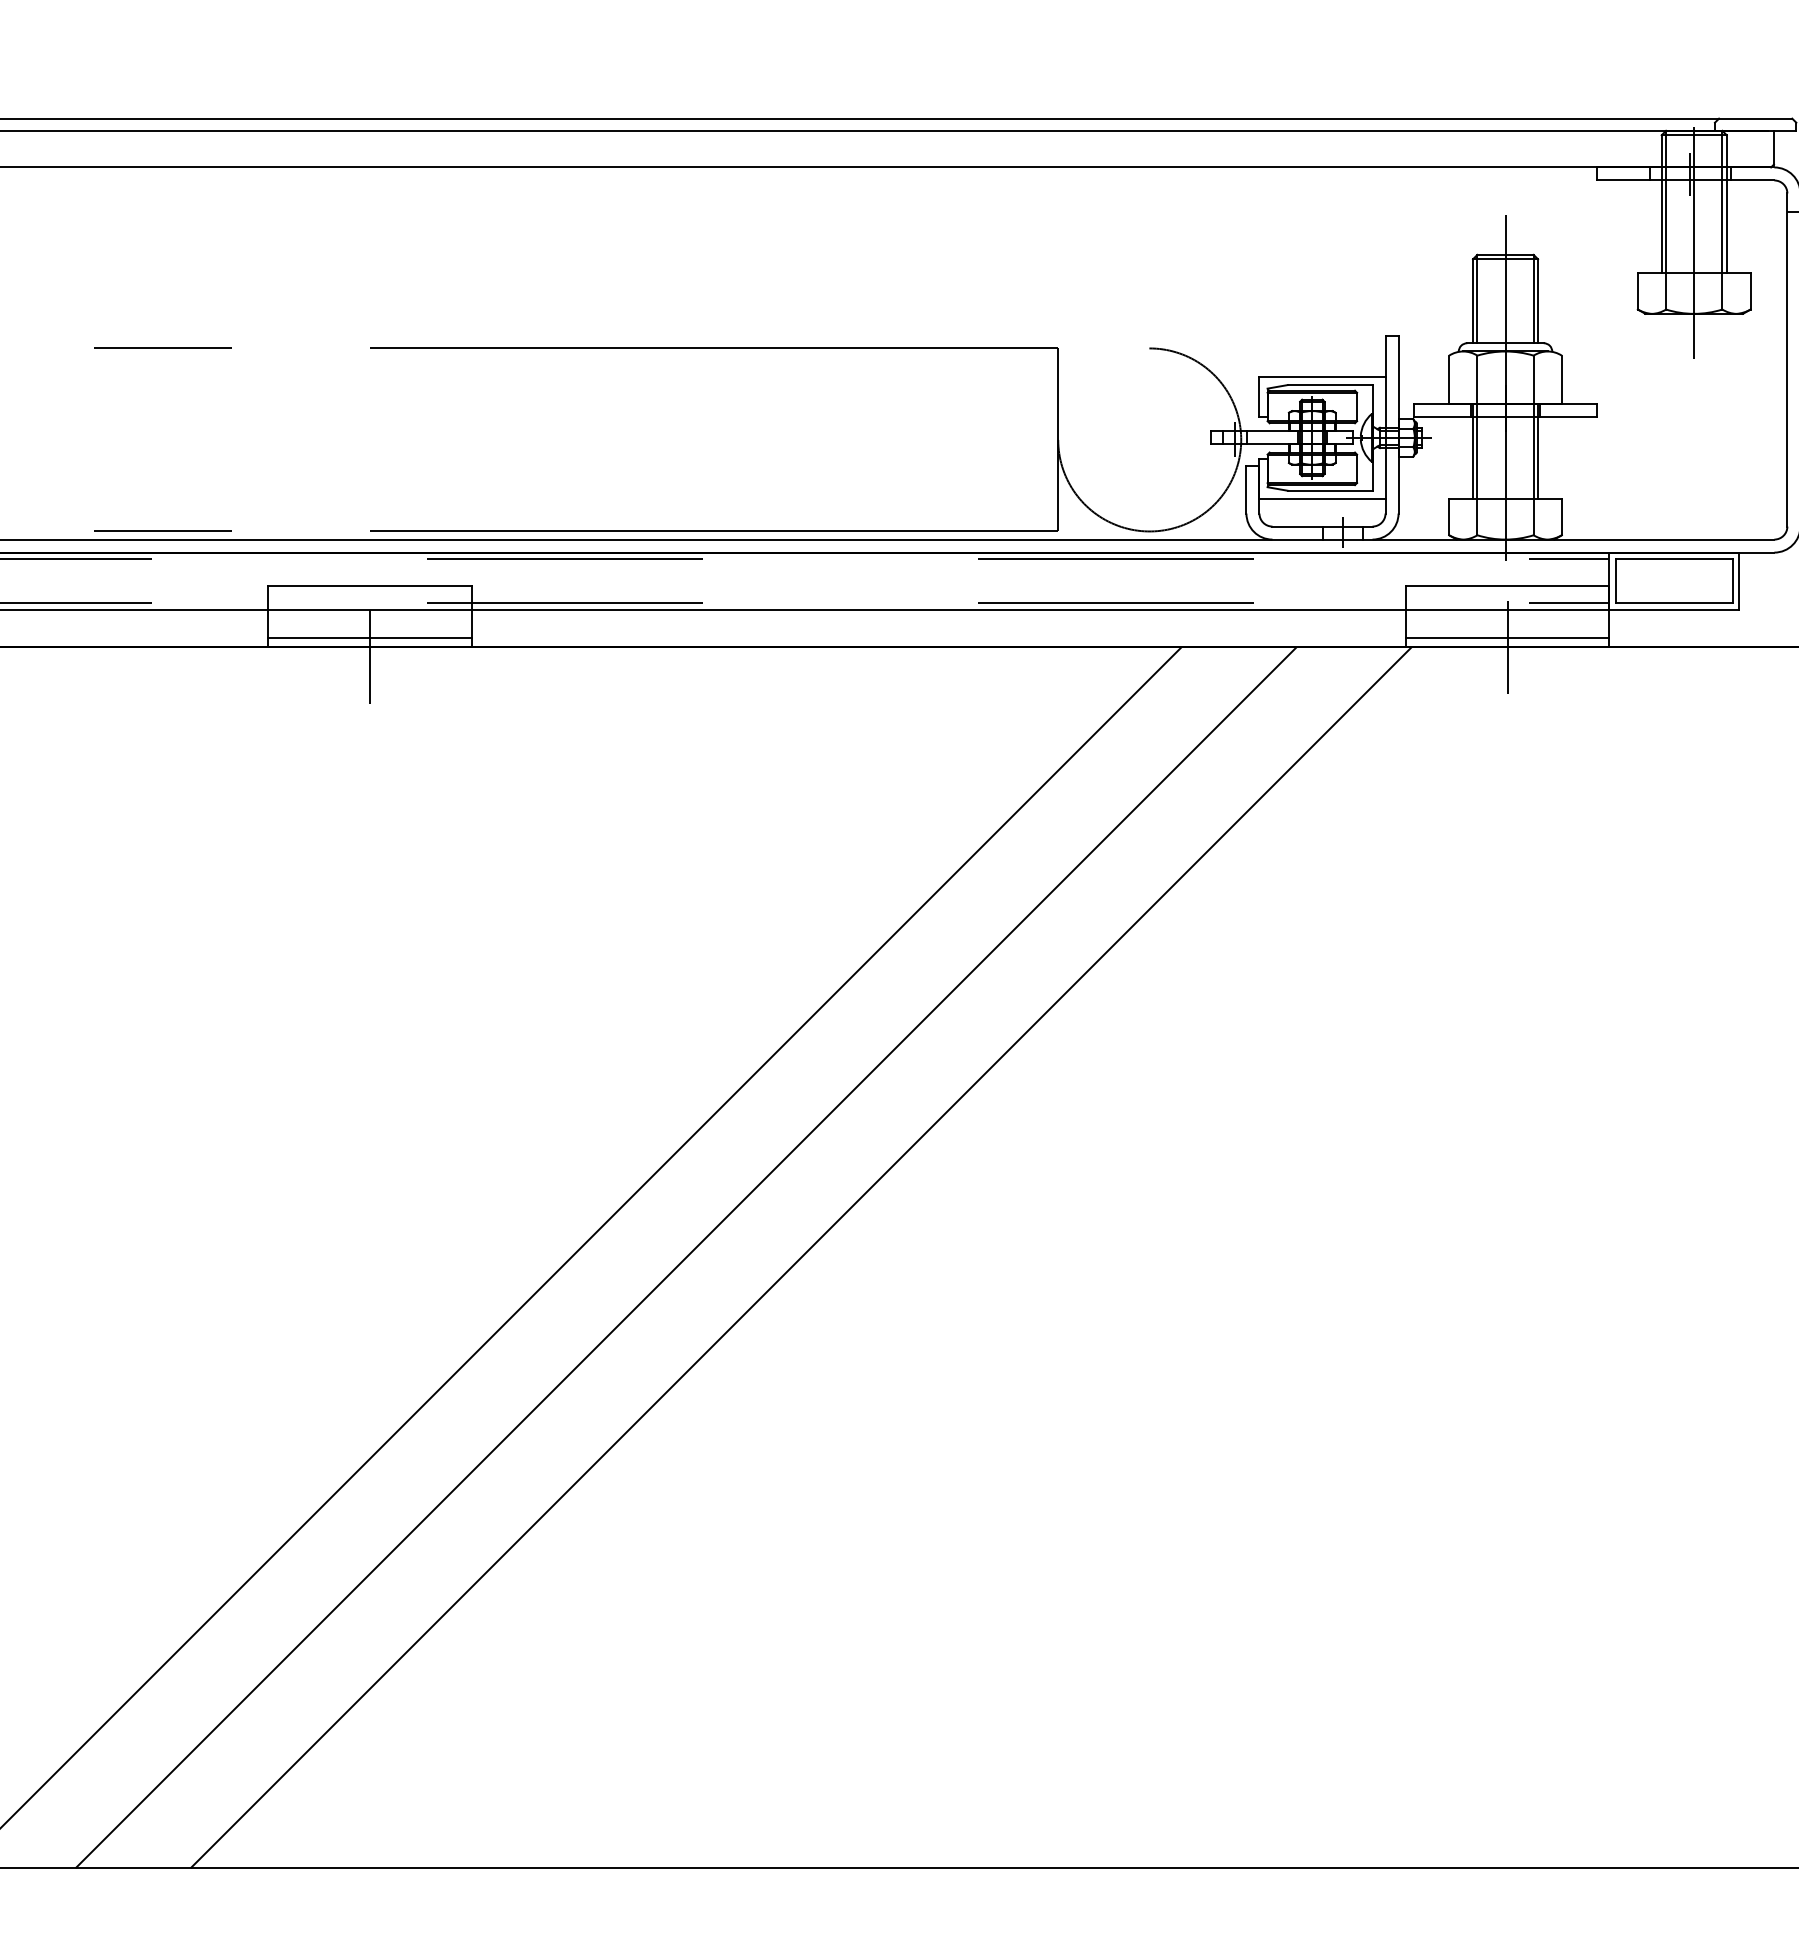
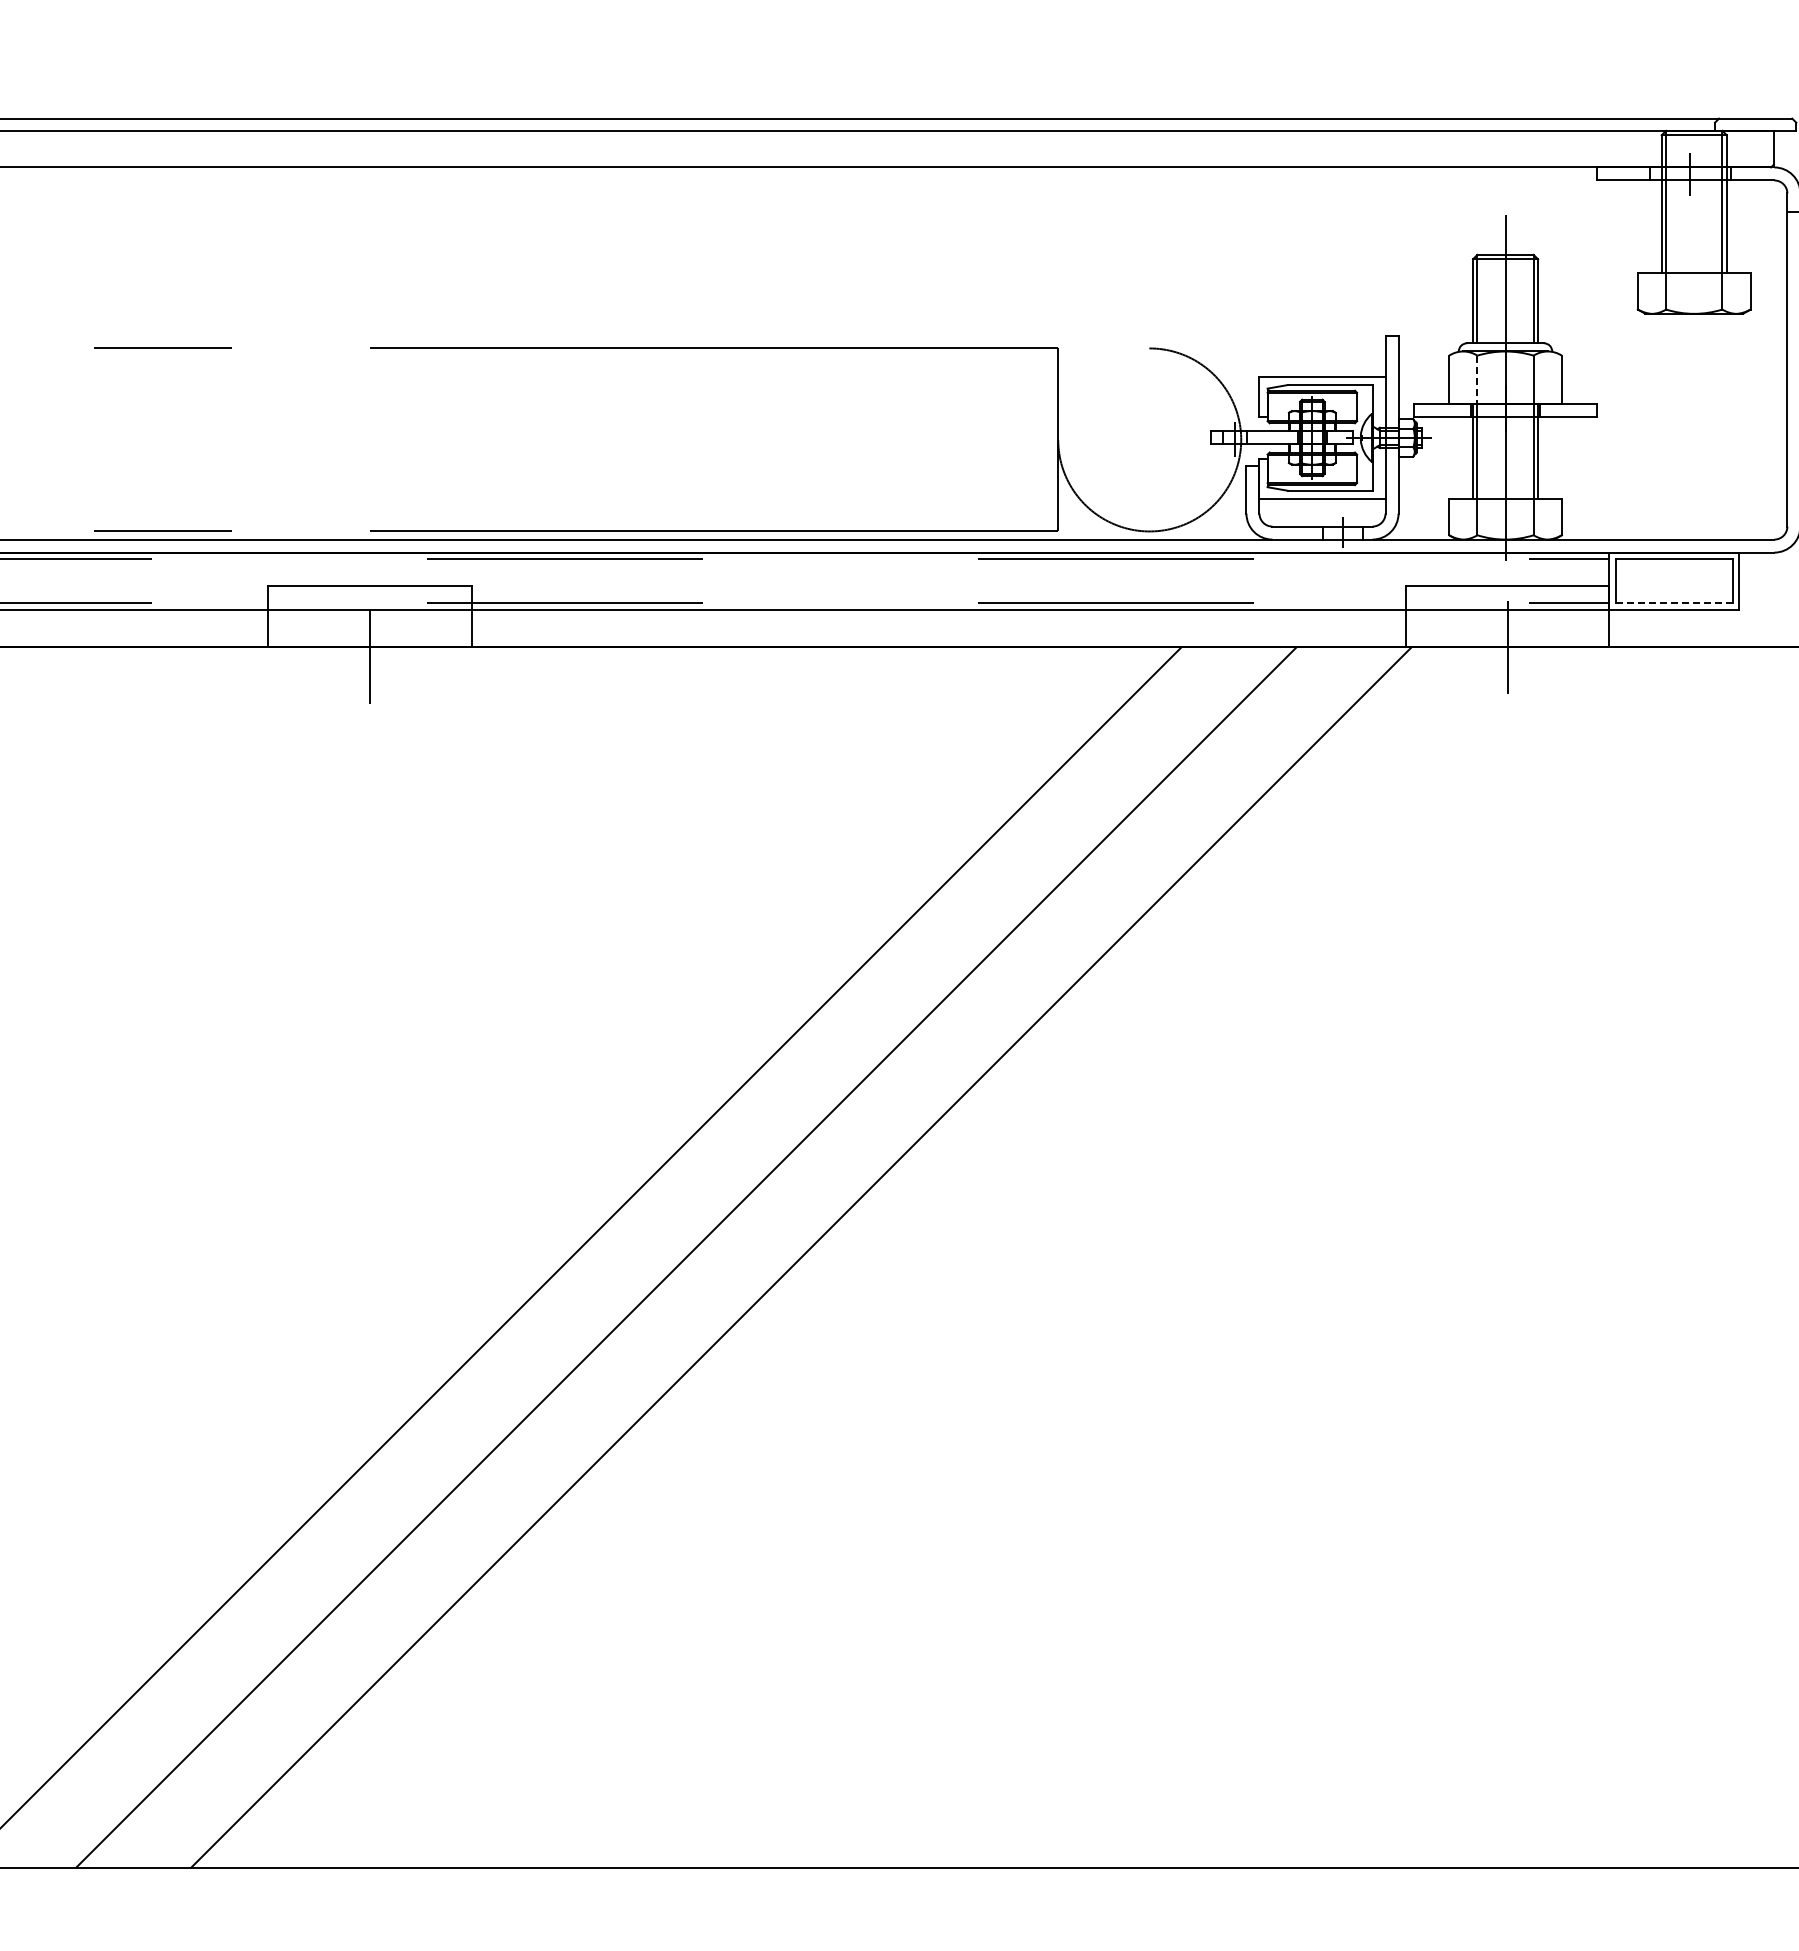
line: present -> none (1694, 242)
line: solid -> dashed (1477, 380)
line: solid -> dashed (1674, 603)
line: present -> none (369, 638)
line: present -> none (1507, 638)
